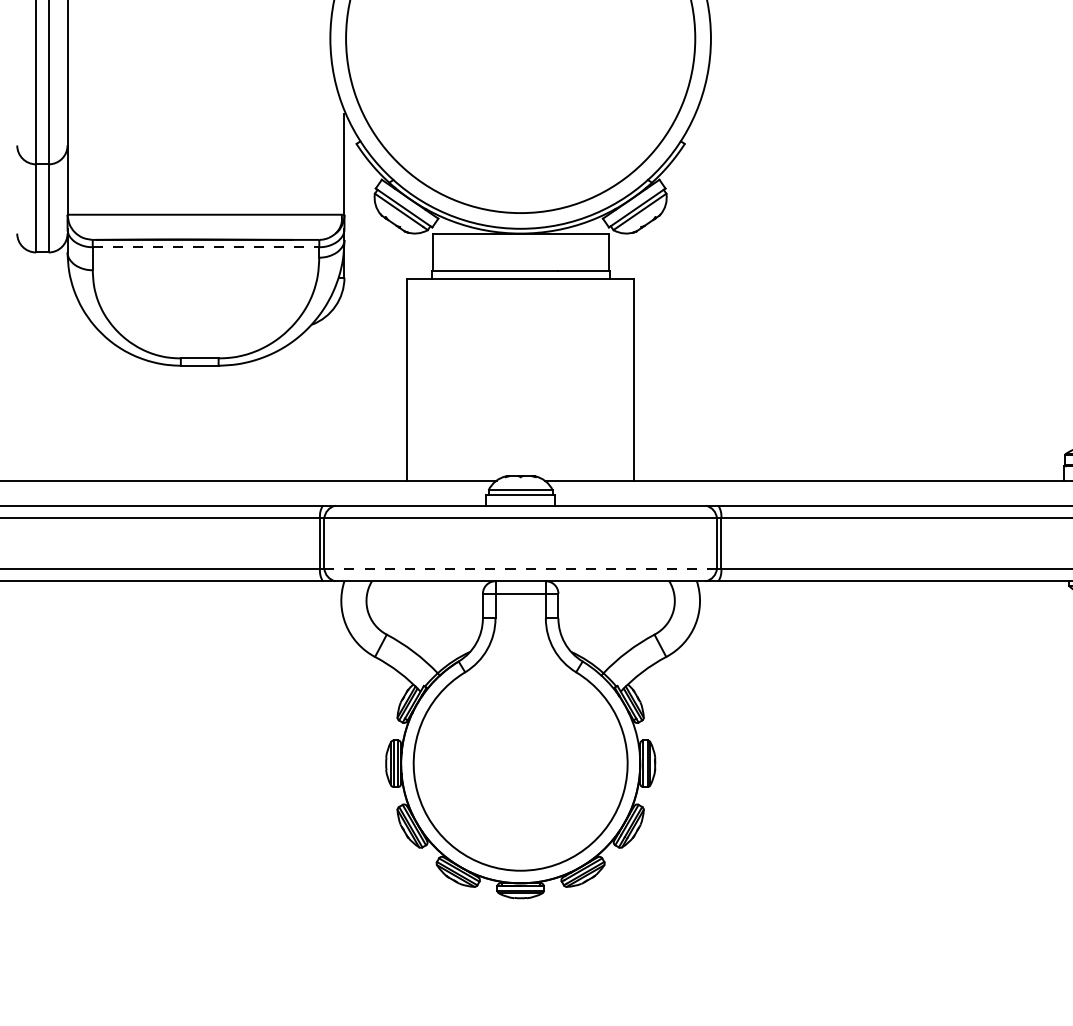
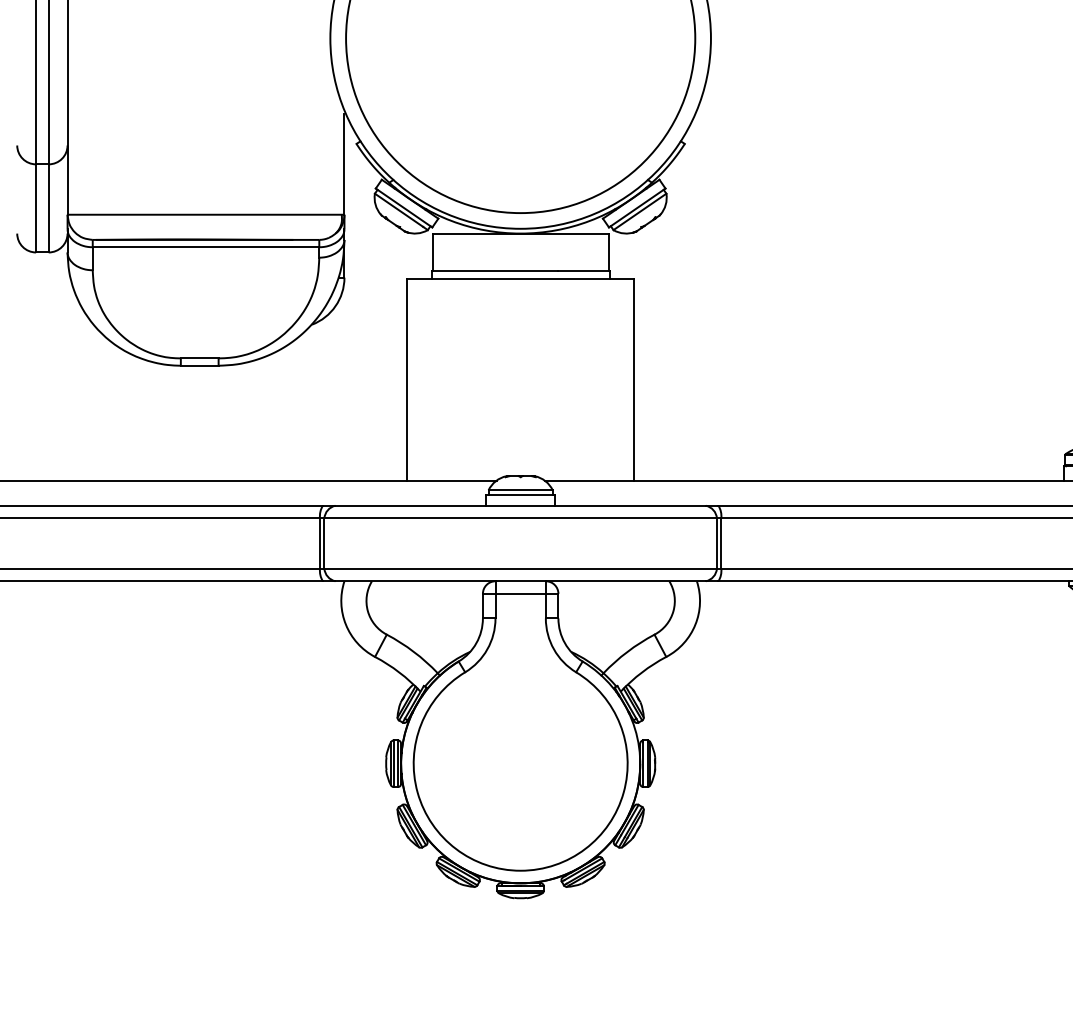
line: dashed -> solid (206, 247)
line: dashed -> solid (520, 568)
